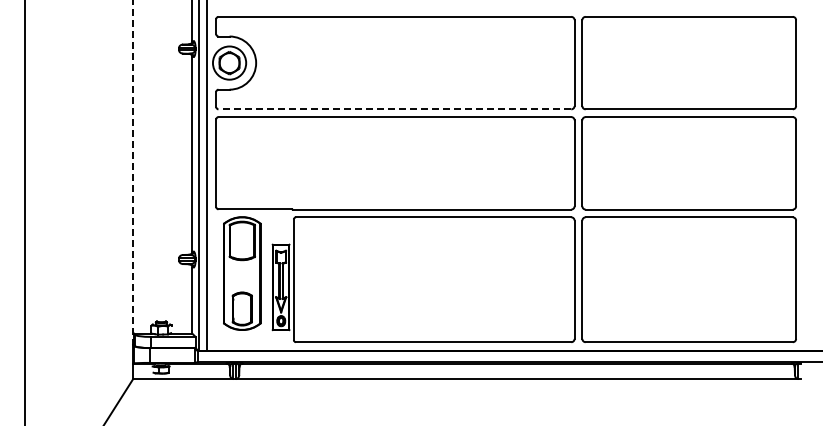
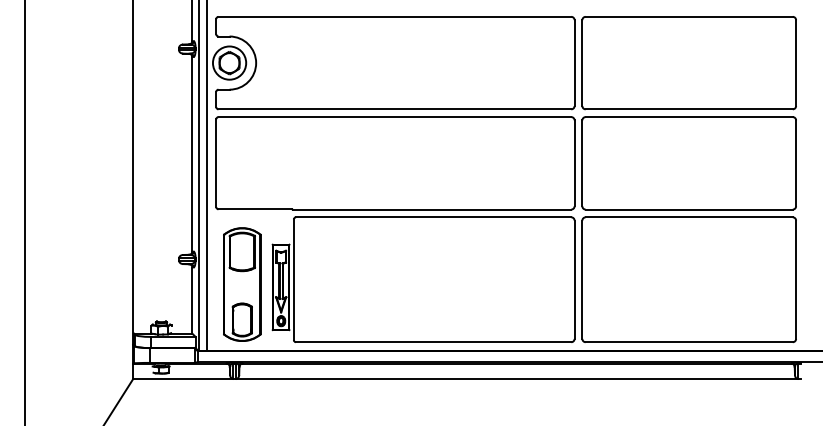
line: dashed -> solid (394, 109)
line: dashed -> solid (133, 172)
part position: (242, 273) -> (242, 284) (242, 284)
